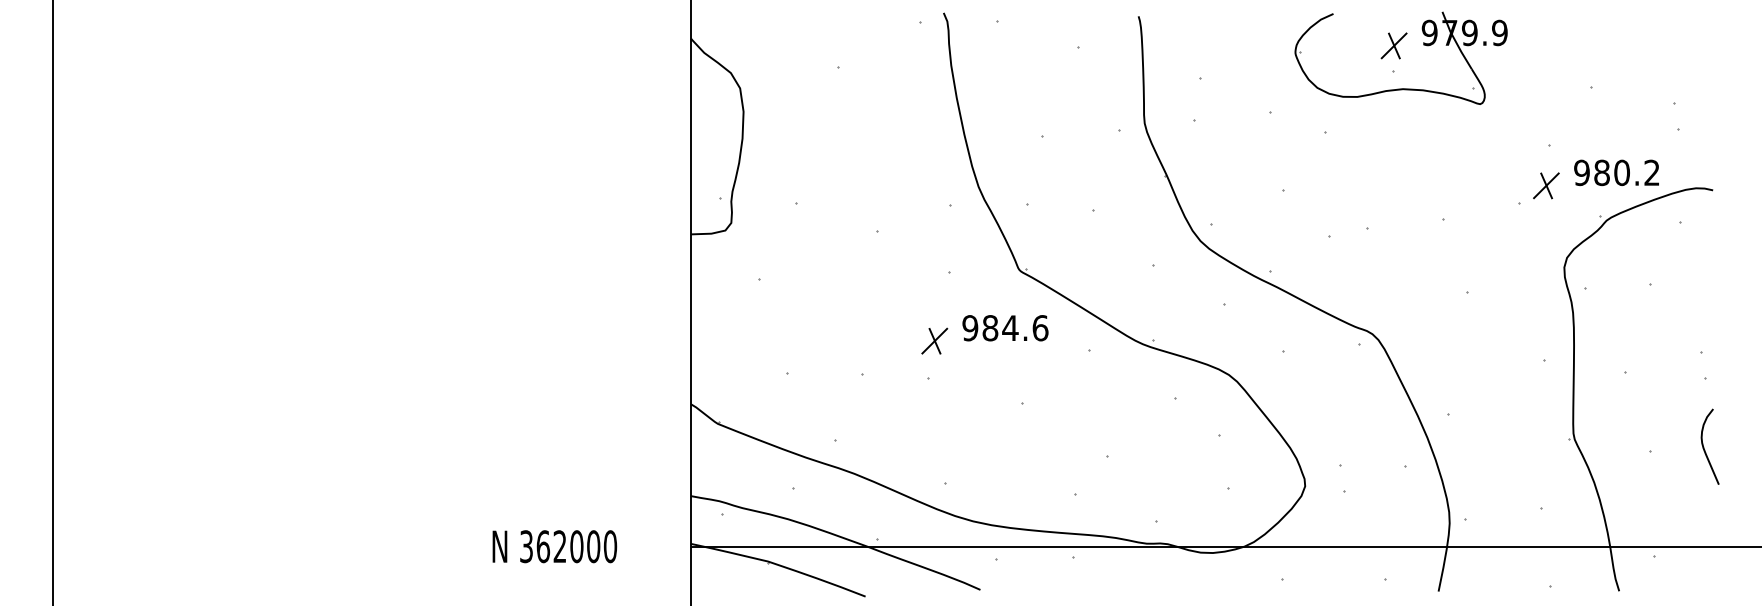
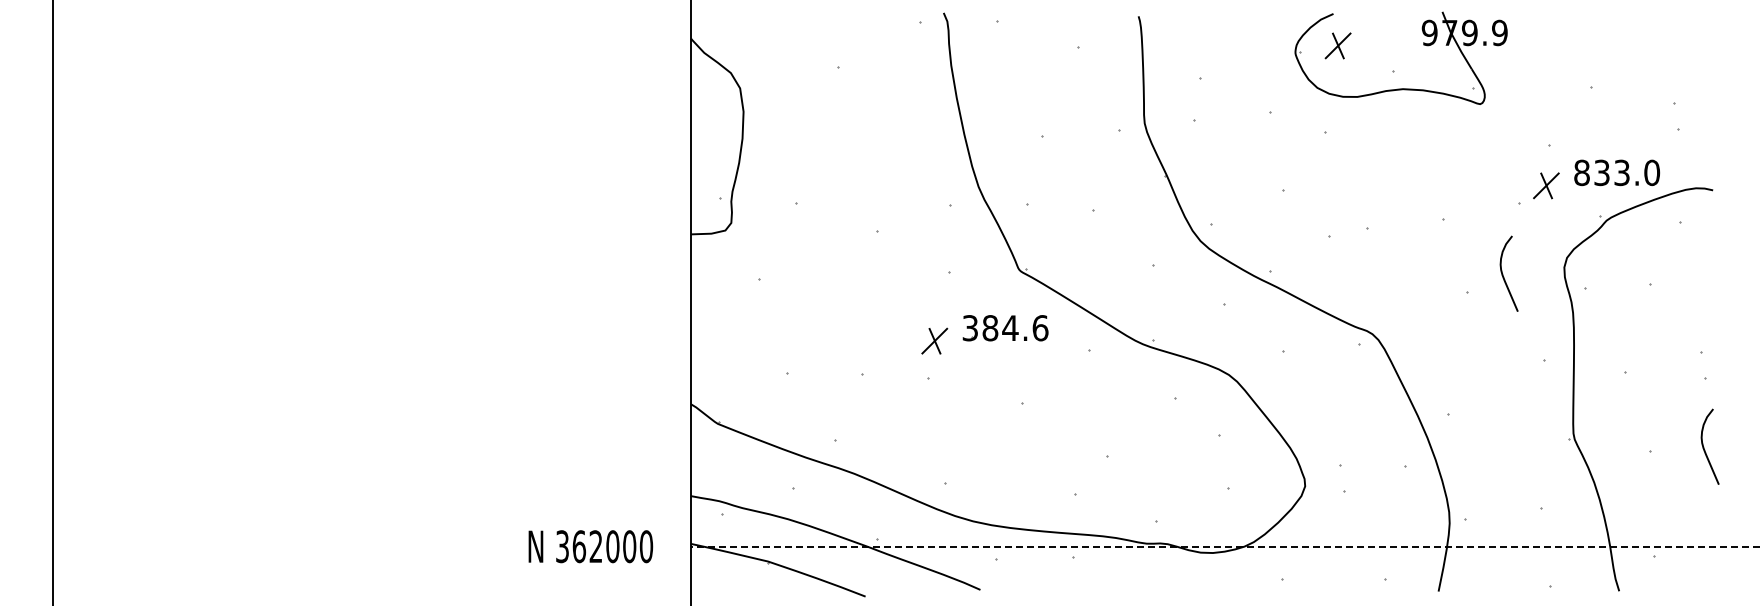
part position: (1393, 45) -> (1337, 45) (1337, 45)
text: 980.2 -> 833.0 (1617, 172)
curve: none -> present (1503, 274)
text: 984.6 -> 384.6 (970, 328)
text position: (554, 546) -> (590, 546) (590, 546)
line: solid -> dashed (1225, 546)
